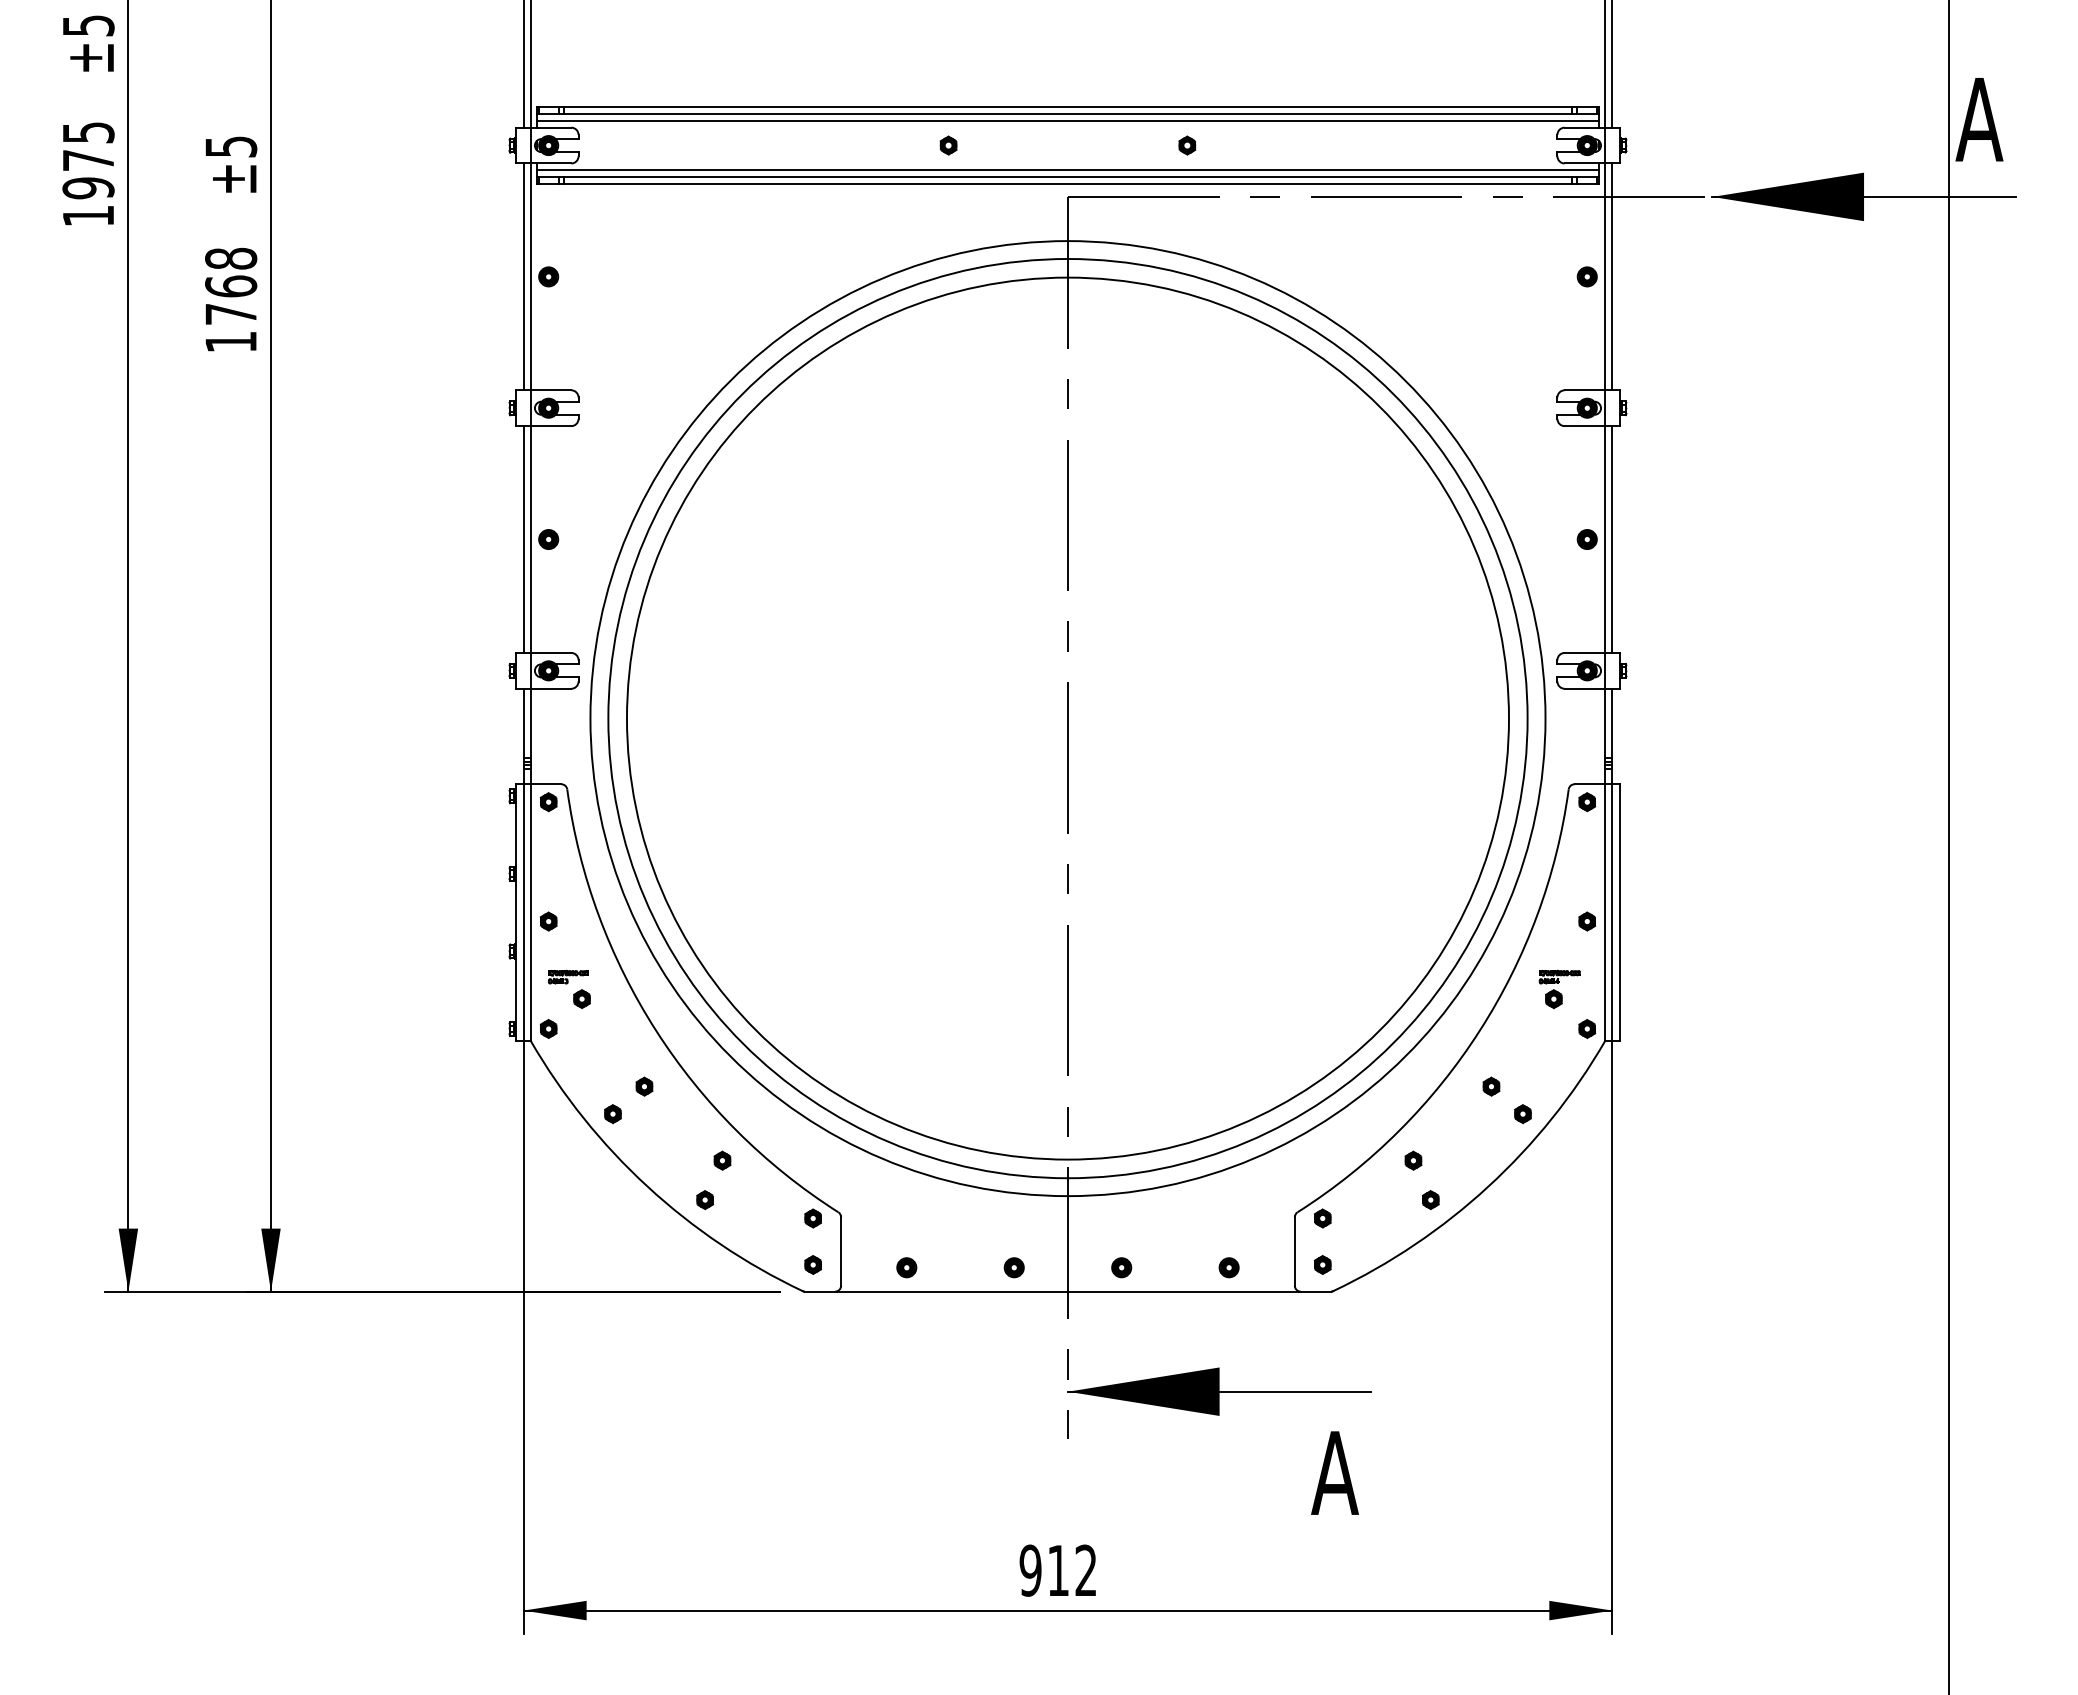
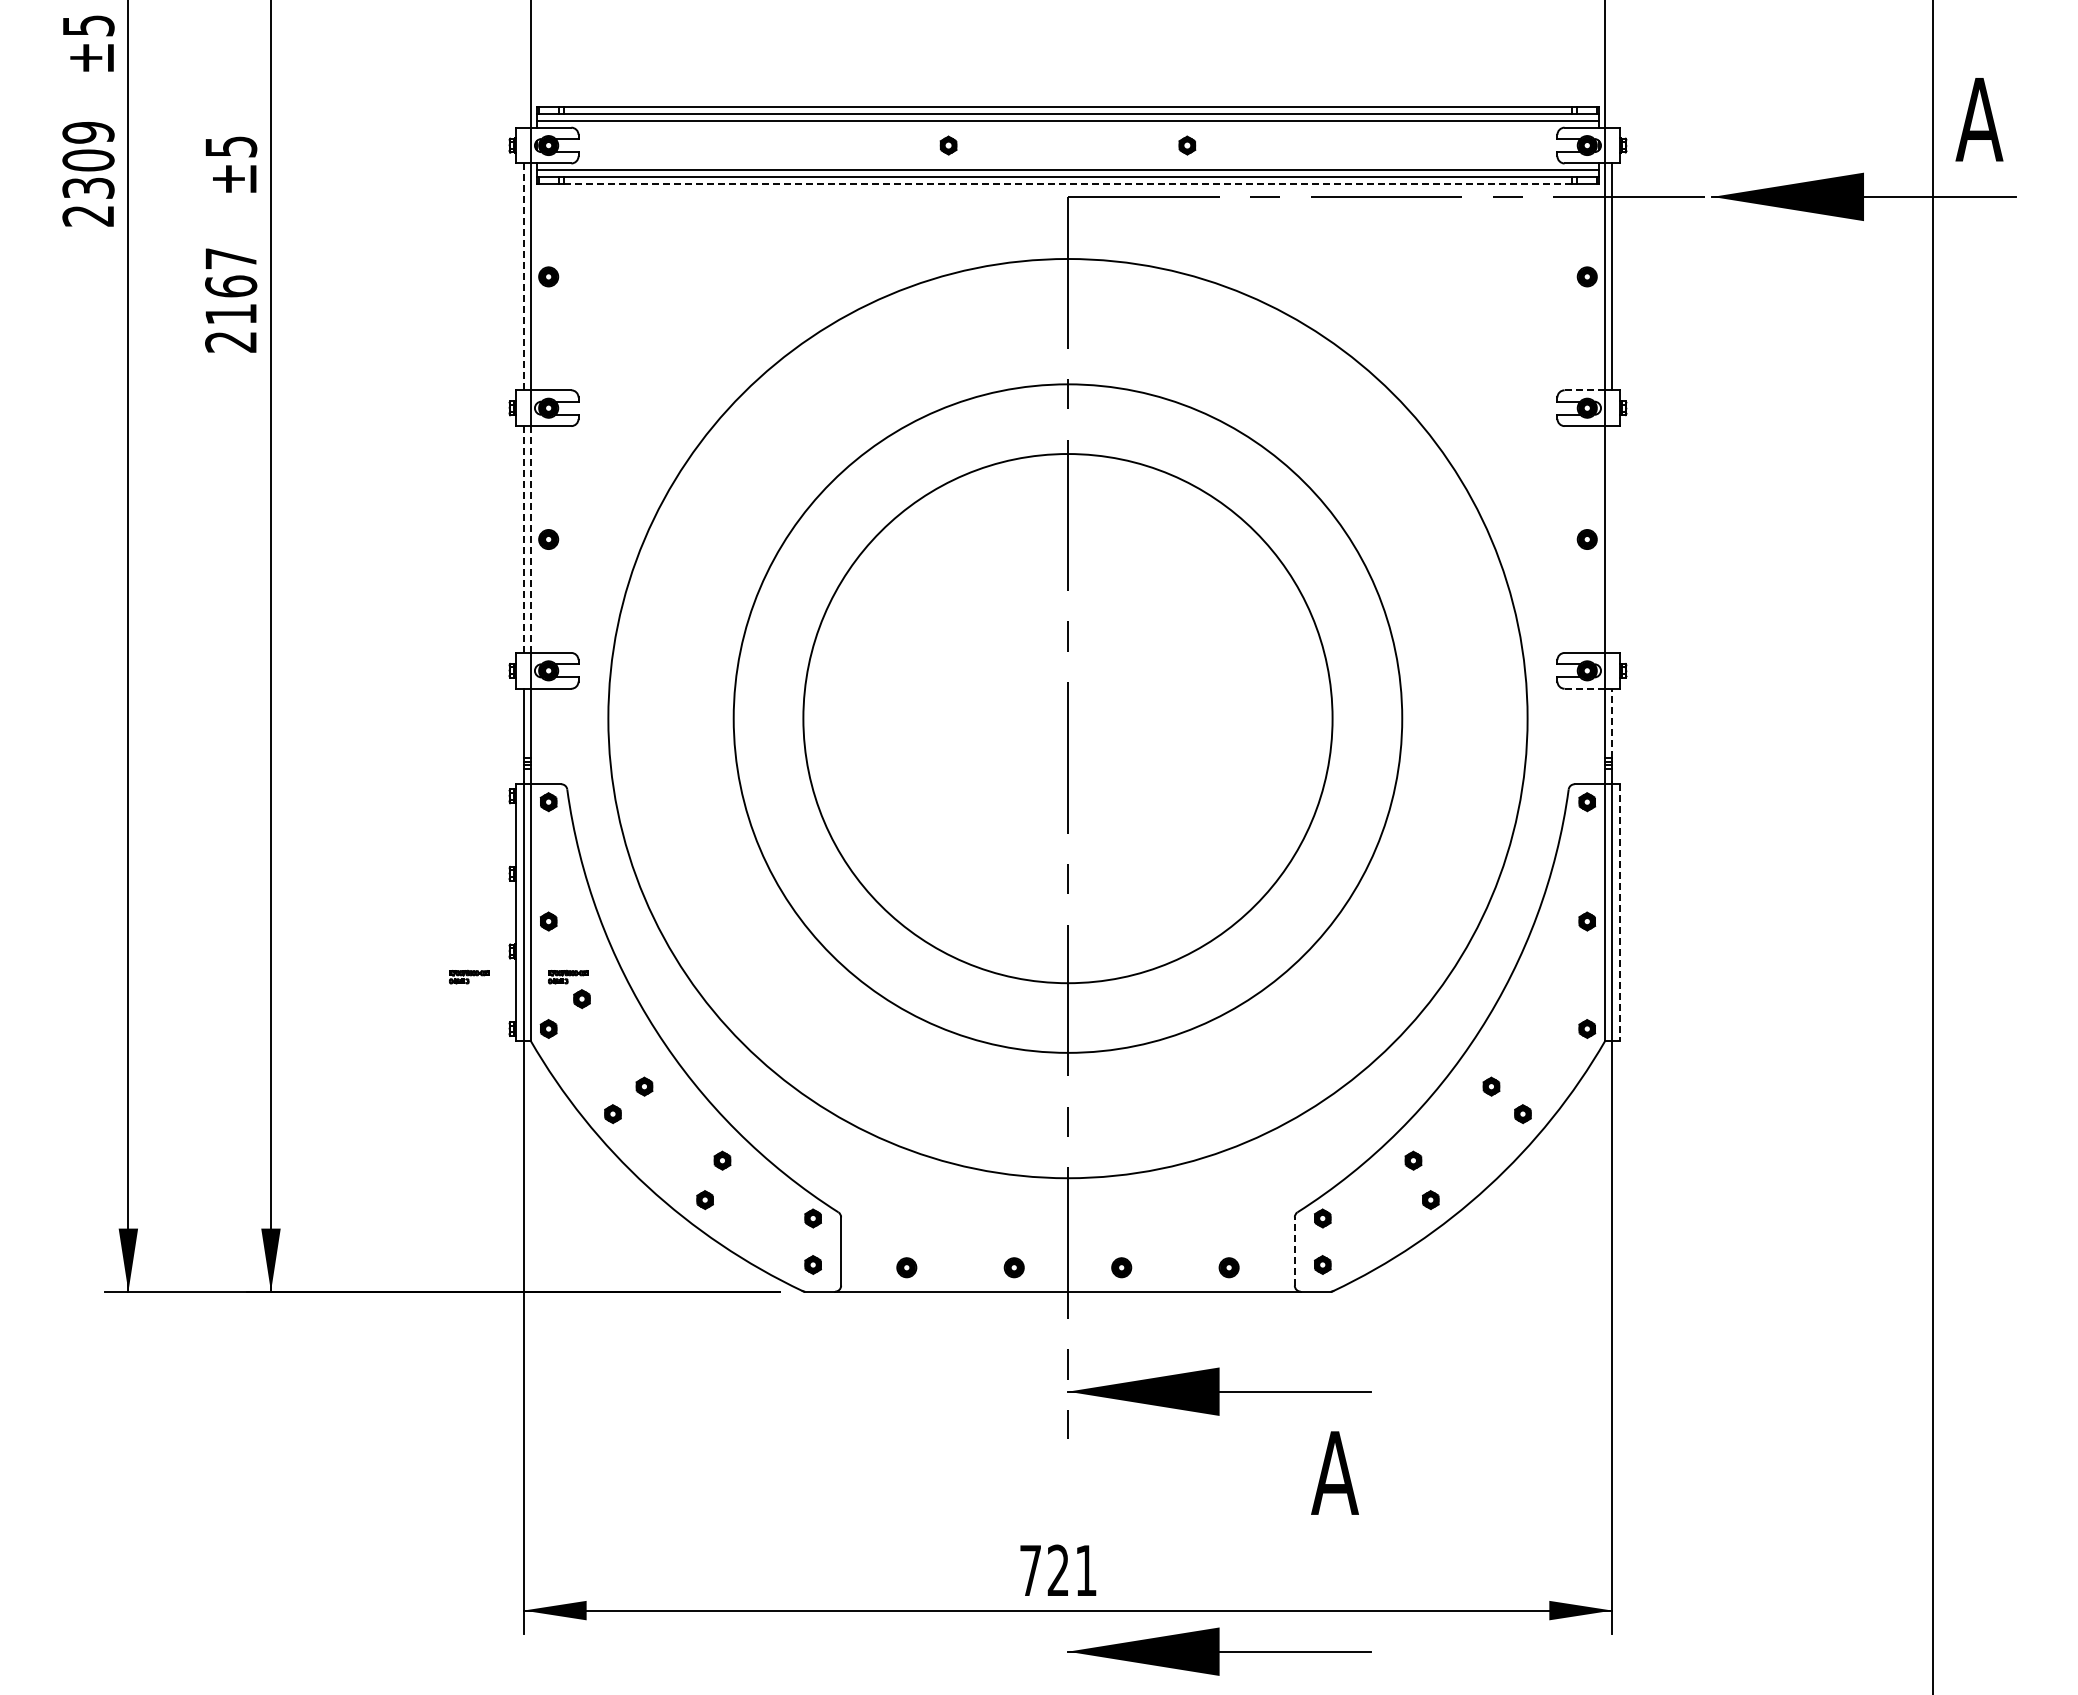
line: present -> none (523, 64)
line: present -> none (1612, 64)
text: 1975 -> 2309 (88, 174)
line: solid -> dashed (1067, 184)
line: solid -> dashed (523, 277)
text: 1768 -> 2167 (231, 299)
line: solid -> dashed (1584, 390)
line: present -> none (1612, 539)
line: solid -> dashed (523, 540)
line: solid -> dashed (530, 540)
line: solid -> dashed (1584, 688)
circle diameter: 882 px -> 529 px (1067, 718)
circle diameter: 955 px -> 669 px (1067, 718)
line: solid -> dashed (1612, 723)
line position: (1948, 846) -> (1932, 846) (1932, 846)
line: solid -> dashed (1619, 913)
part: none -> present (469, 976)
part: present -> none (1559, 989)
line: solid -> dashed (1294, 1251)
text: 912 -> 721 (1057, 1570)
part: none -> present (1219, 1651)
